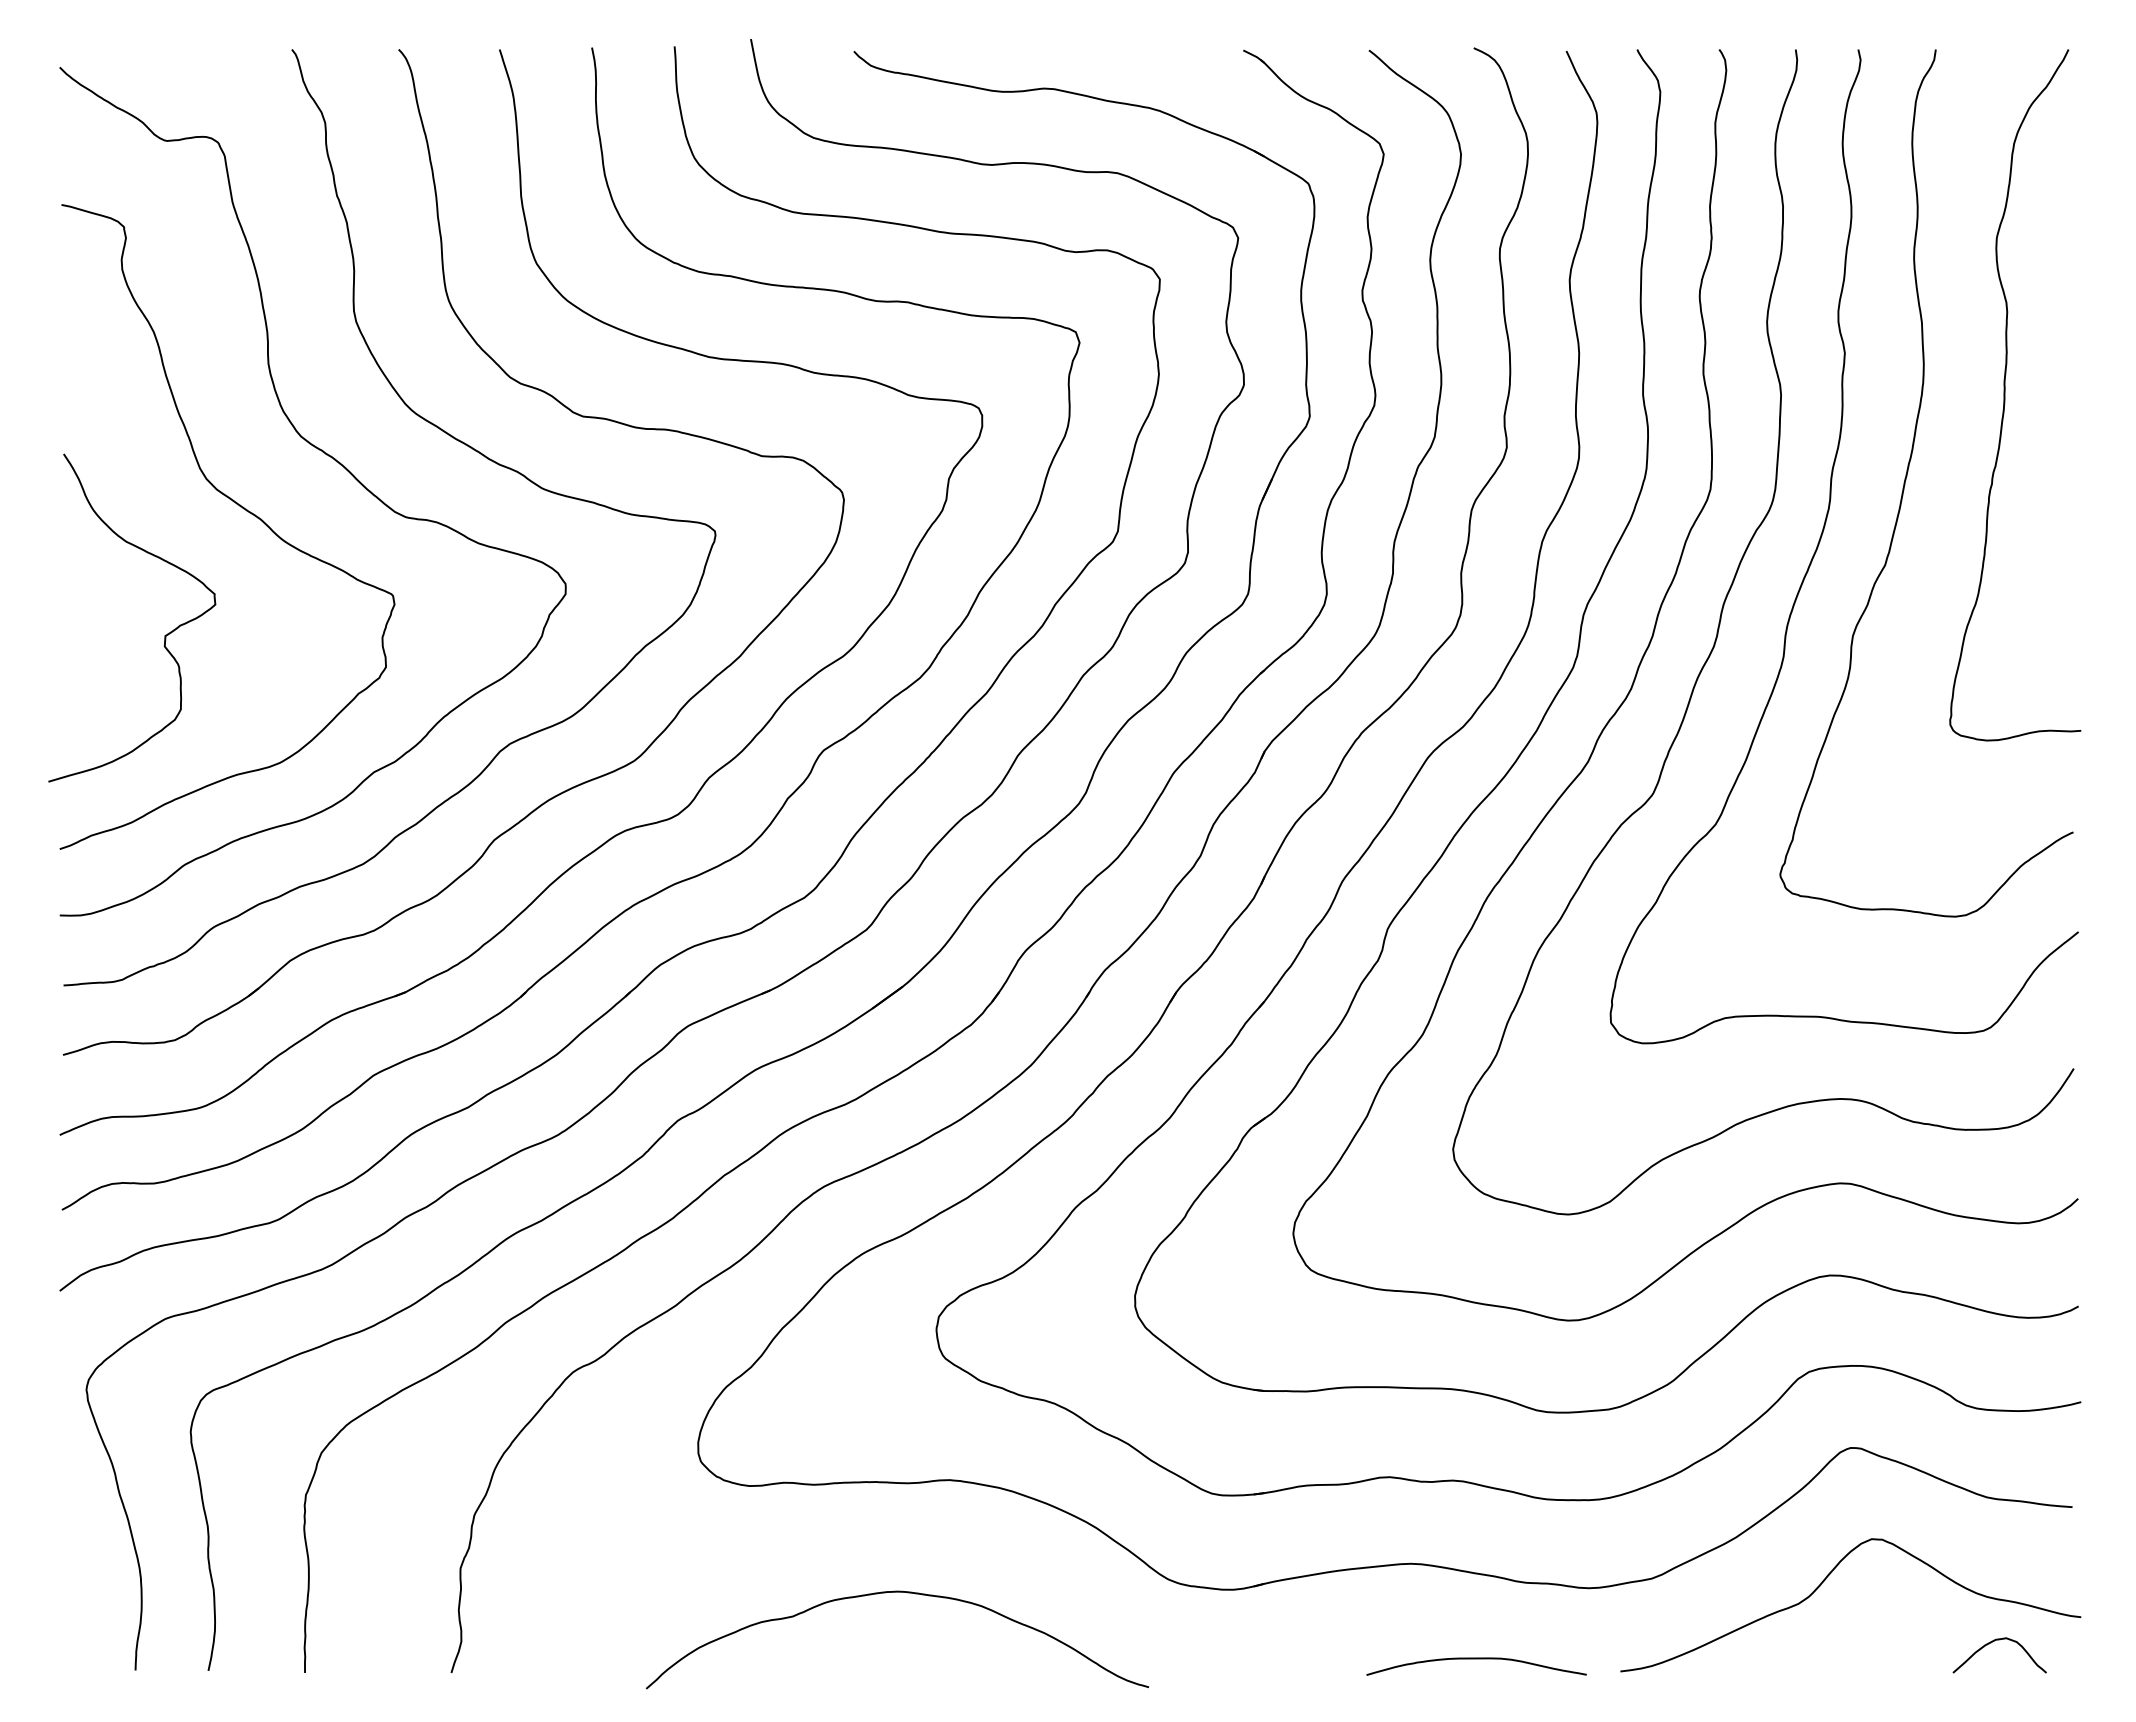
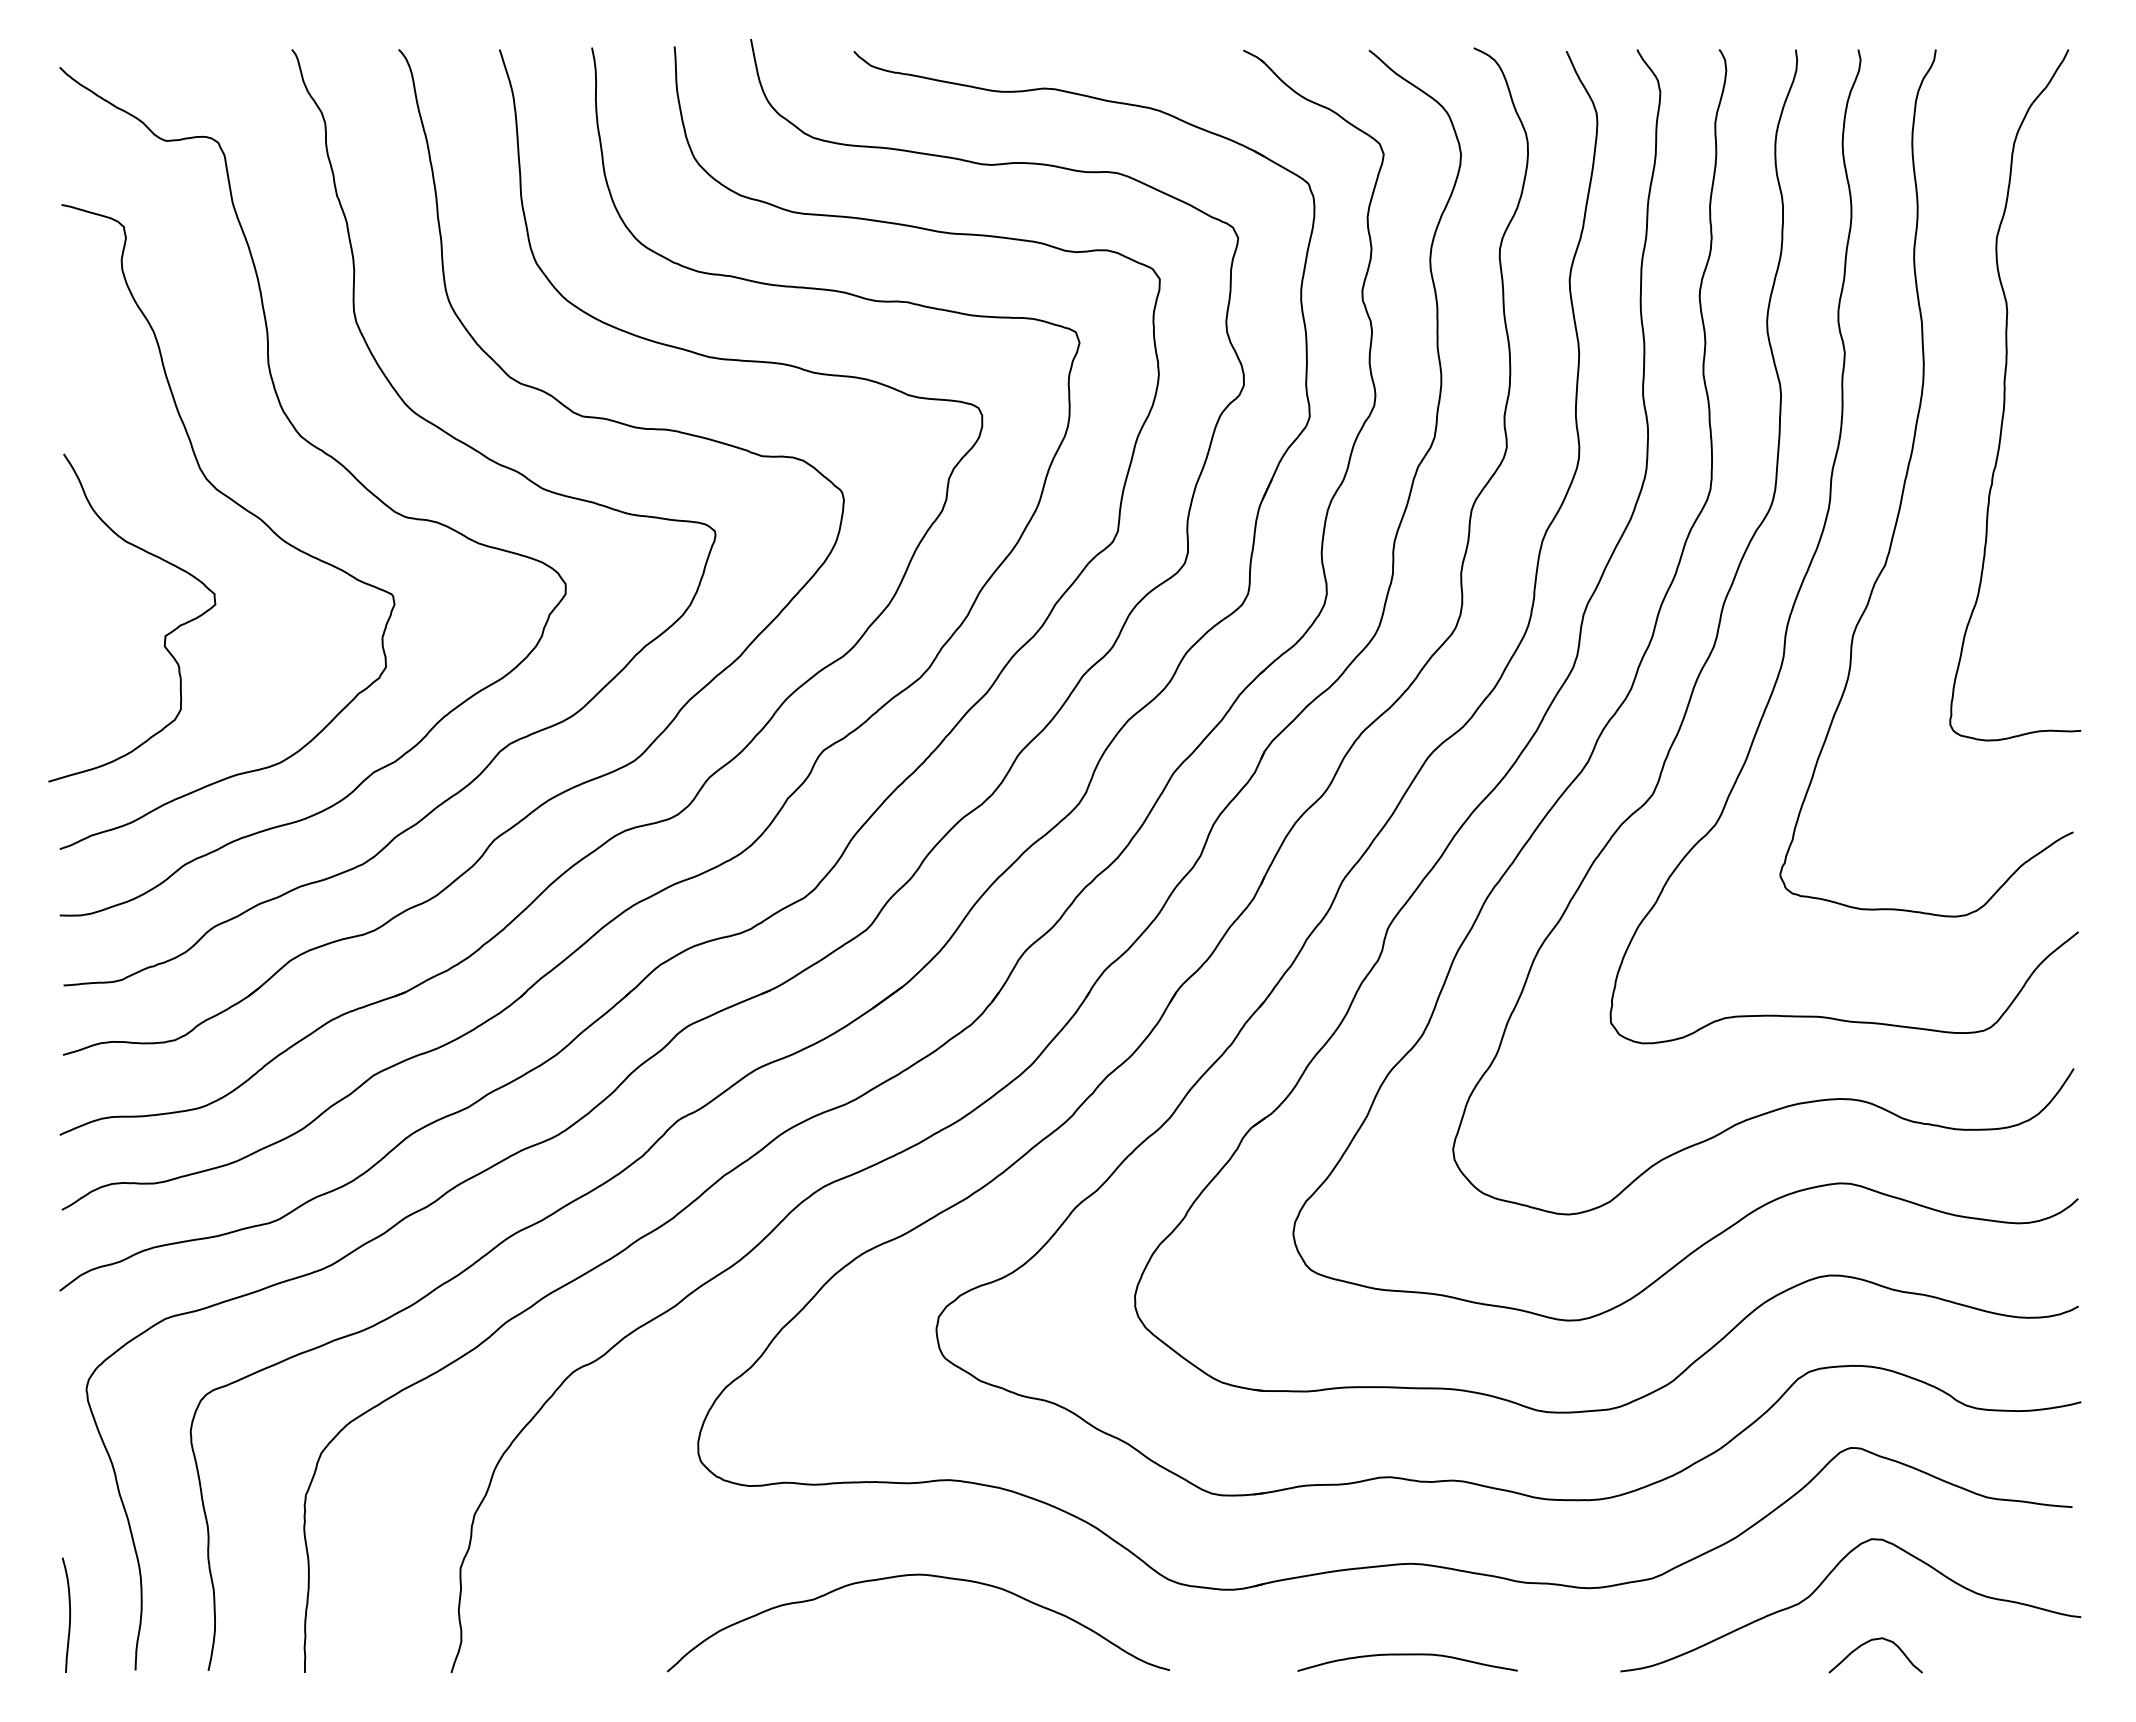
curve position: (897, 1592) -> (918, 1575) (918, 1575)
curve: none -> present (69, 1614)
curve position: (1991, 1643) -> (1867, 1643) (1867, 1643)
curve position: (1476, 1659) -> (1407, 1655) (1407, 1655)
